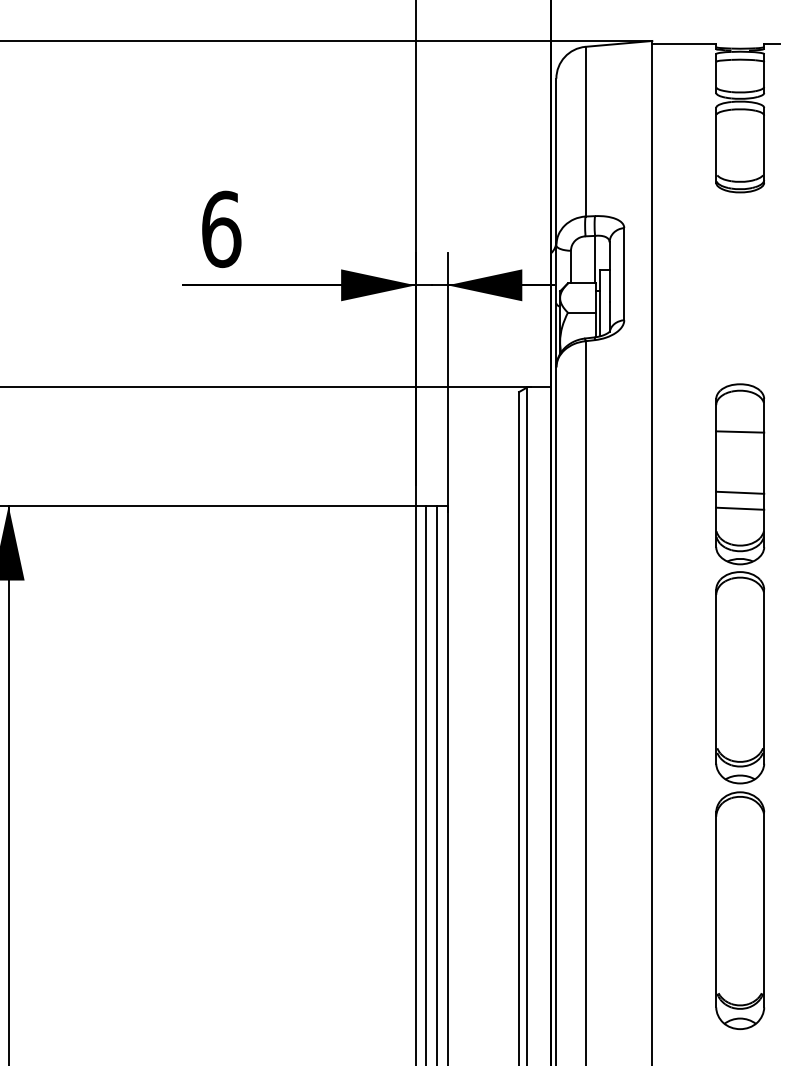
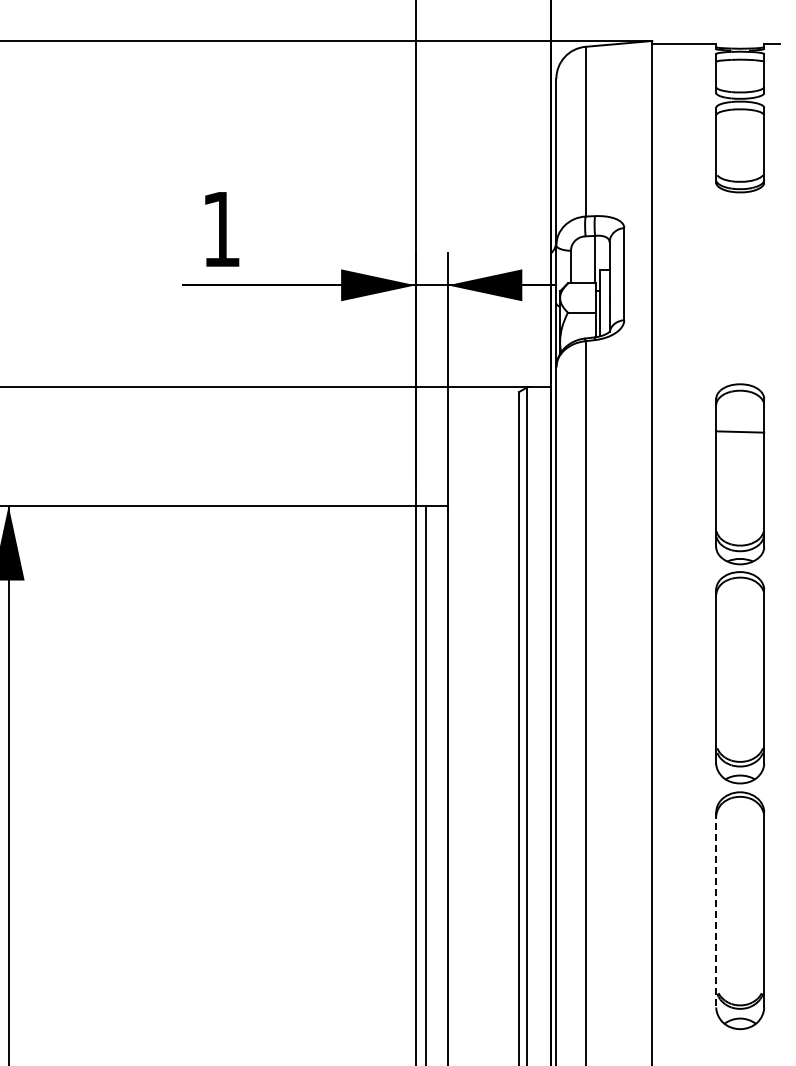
text: 6 -> 1 (221, 229)
line: present -> none (740, 492)
line: present -> none (740, 508)
line: present -> none (437, 783)
line: solid -> dashed (716, 909)
